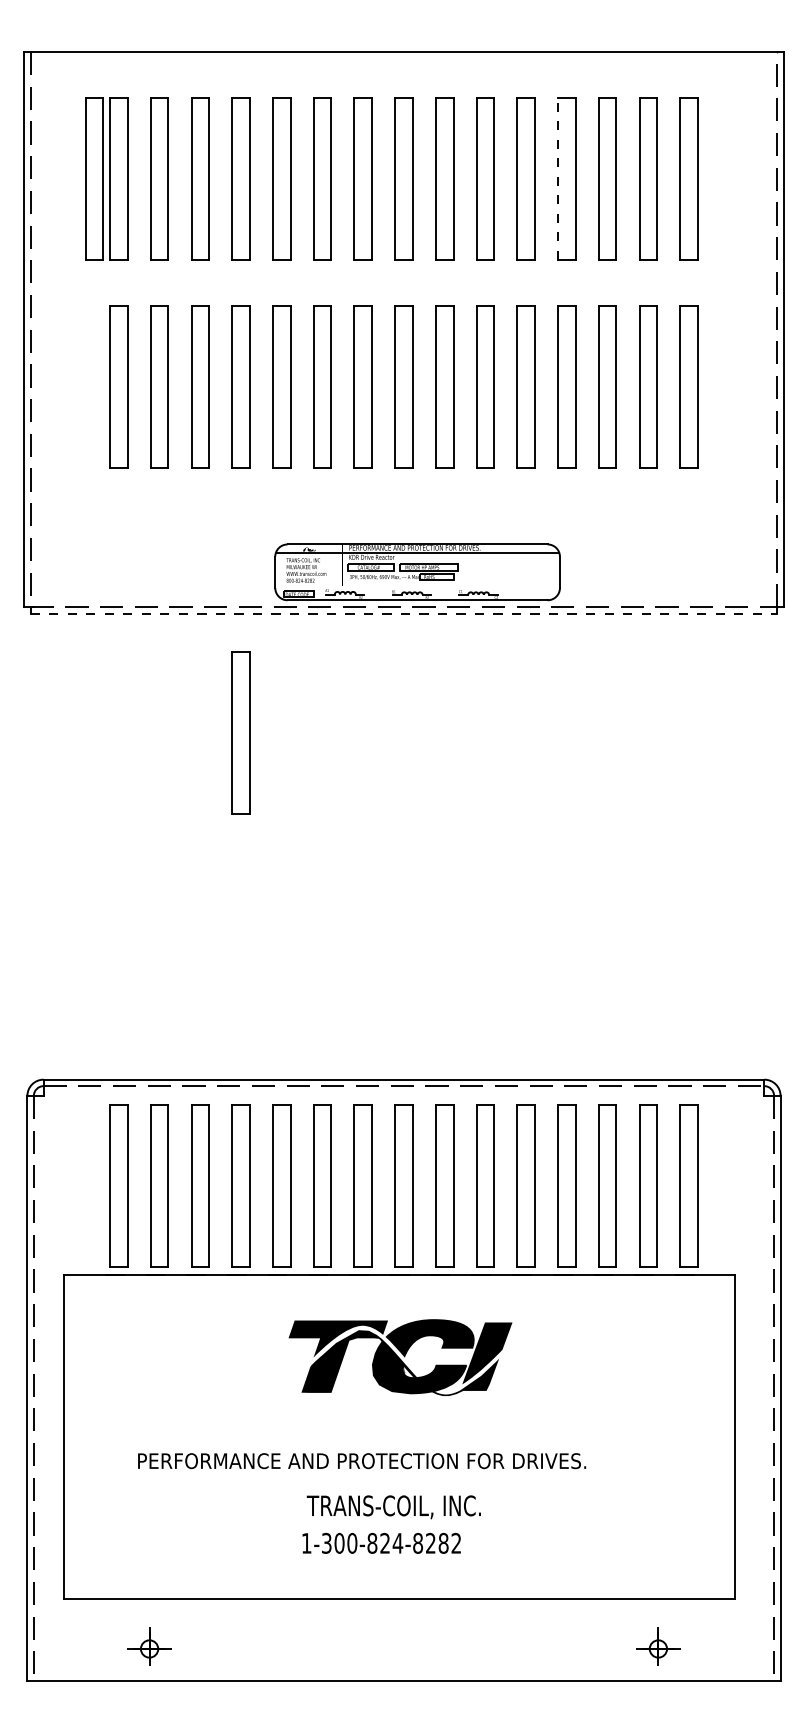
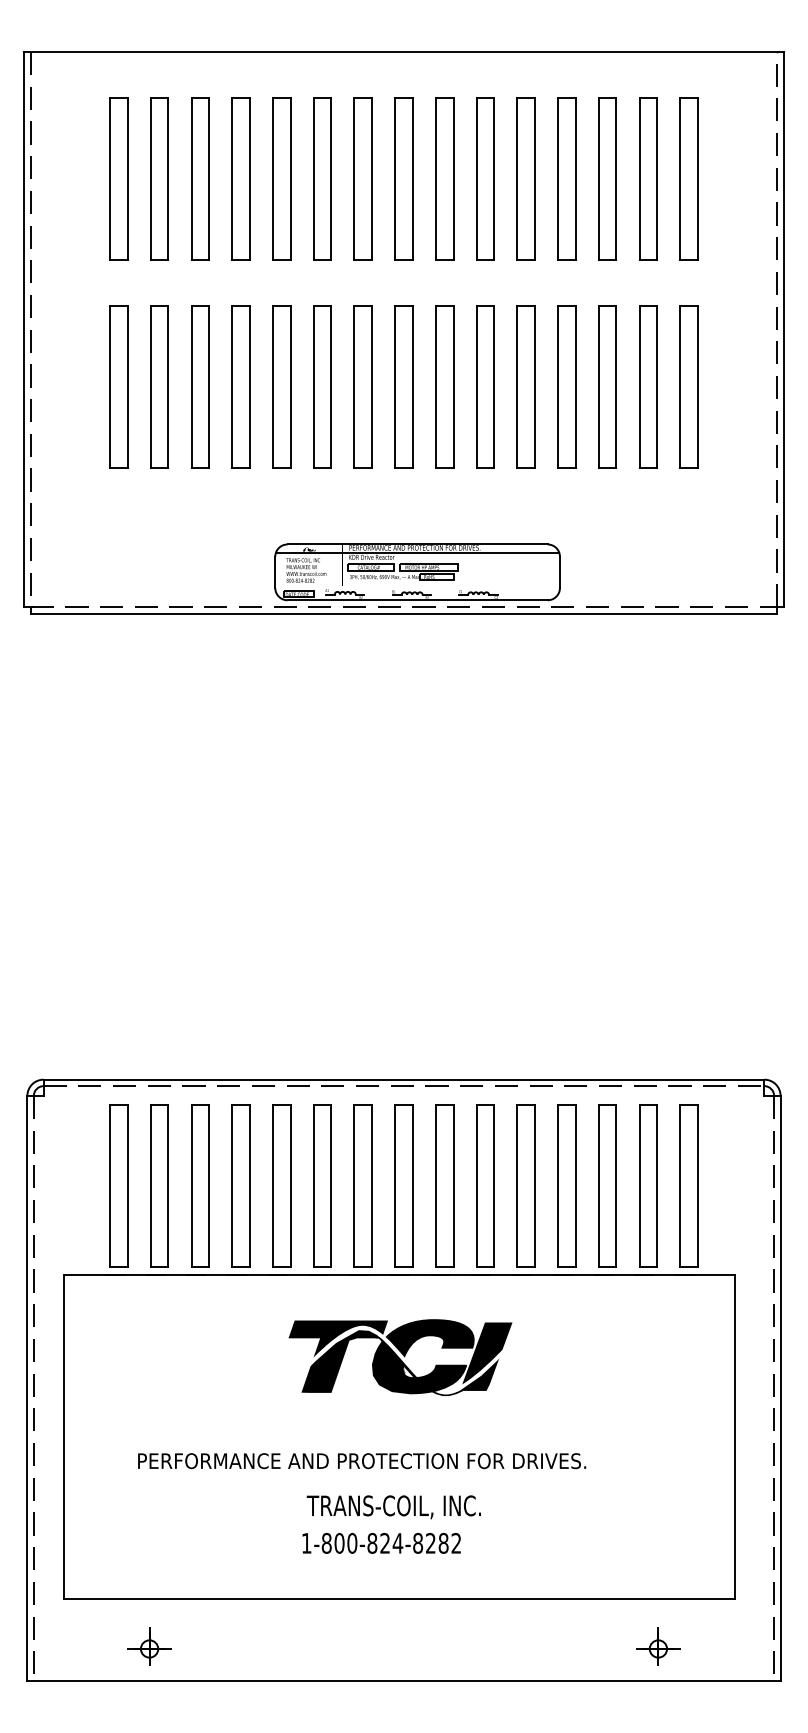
part: present -> none (94, 178)
line: dashed -> solid (558, 178)
line: dashed -> solid (404, 613)
part: present -> none (240, 732)
text: 1-300-824-8282 -> 1-800-824-8282 (326, 1543)
